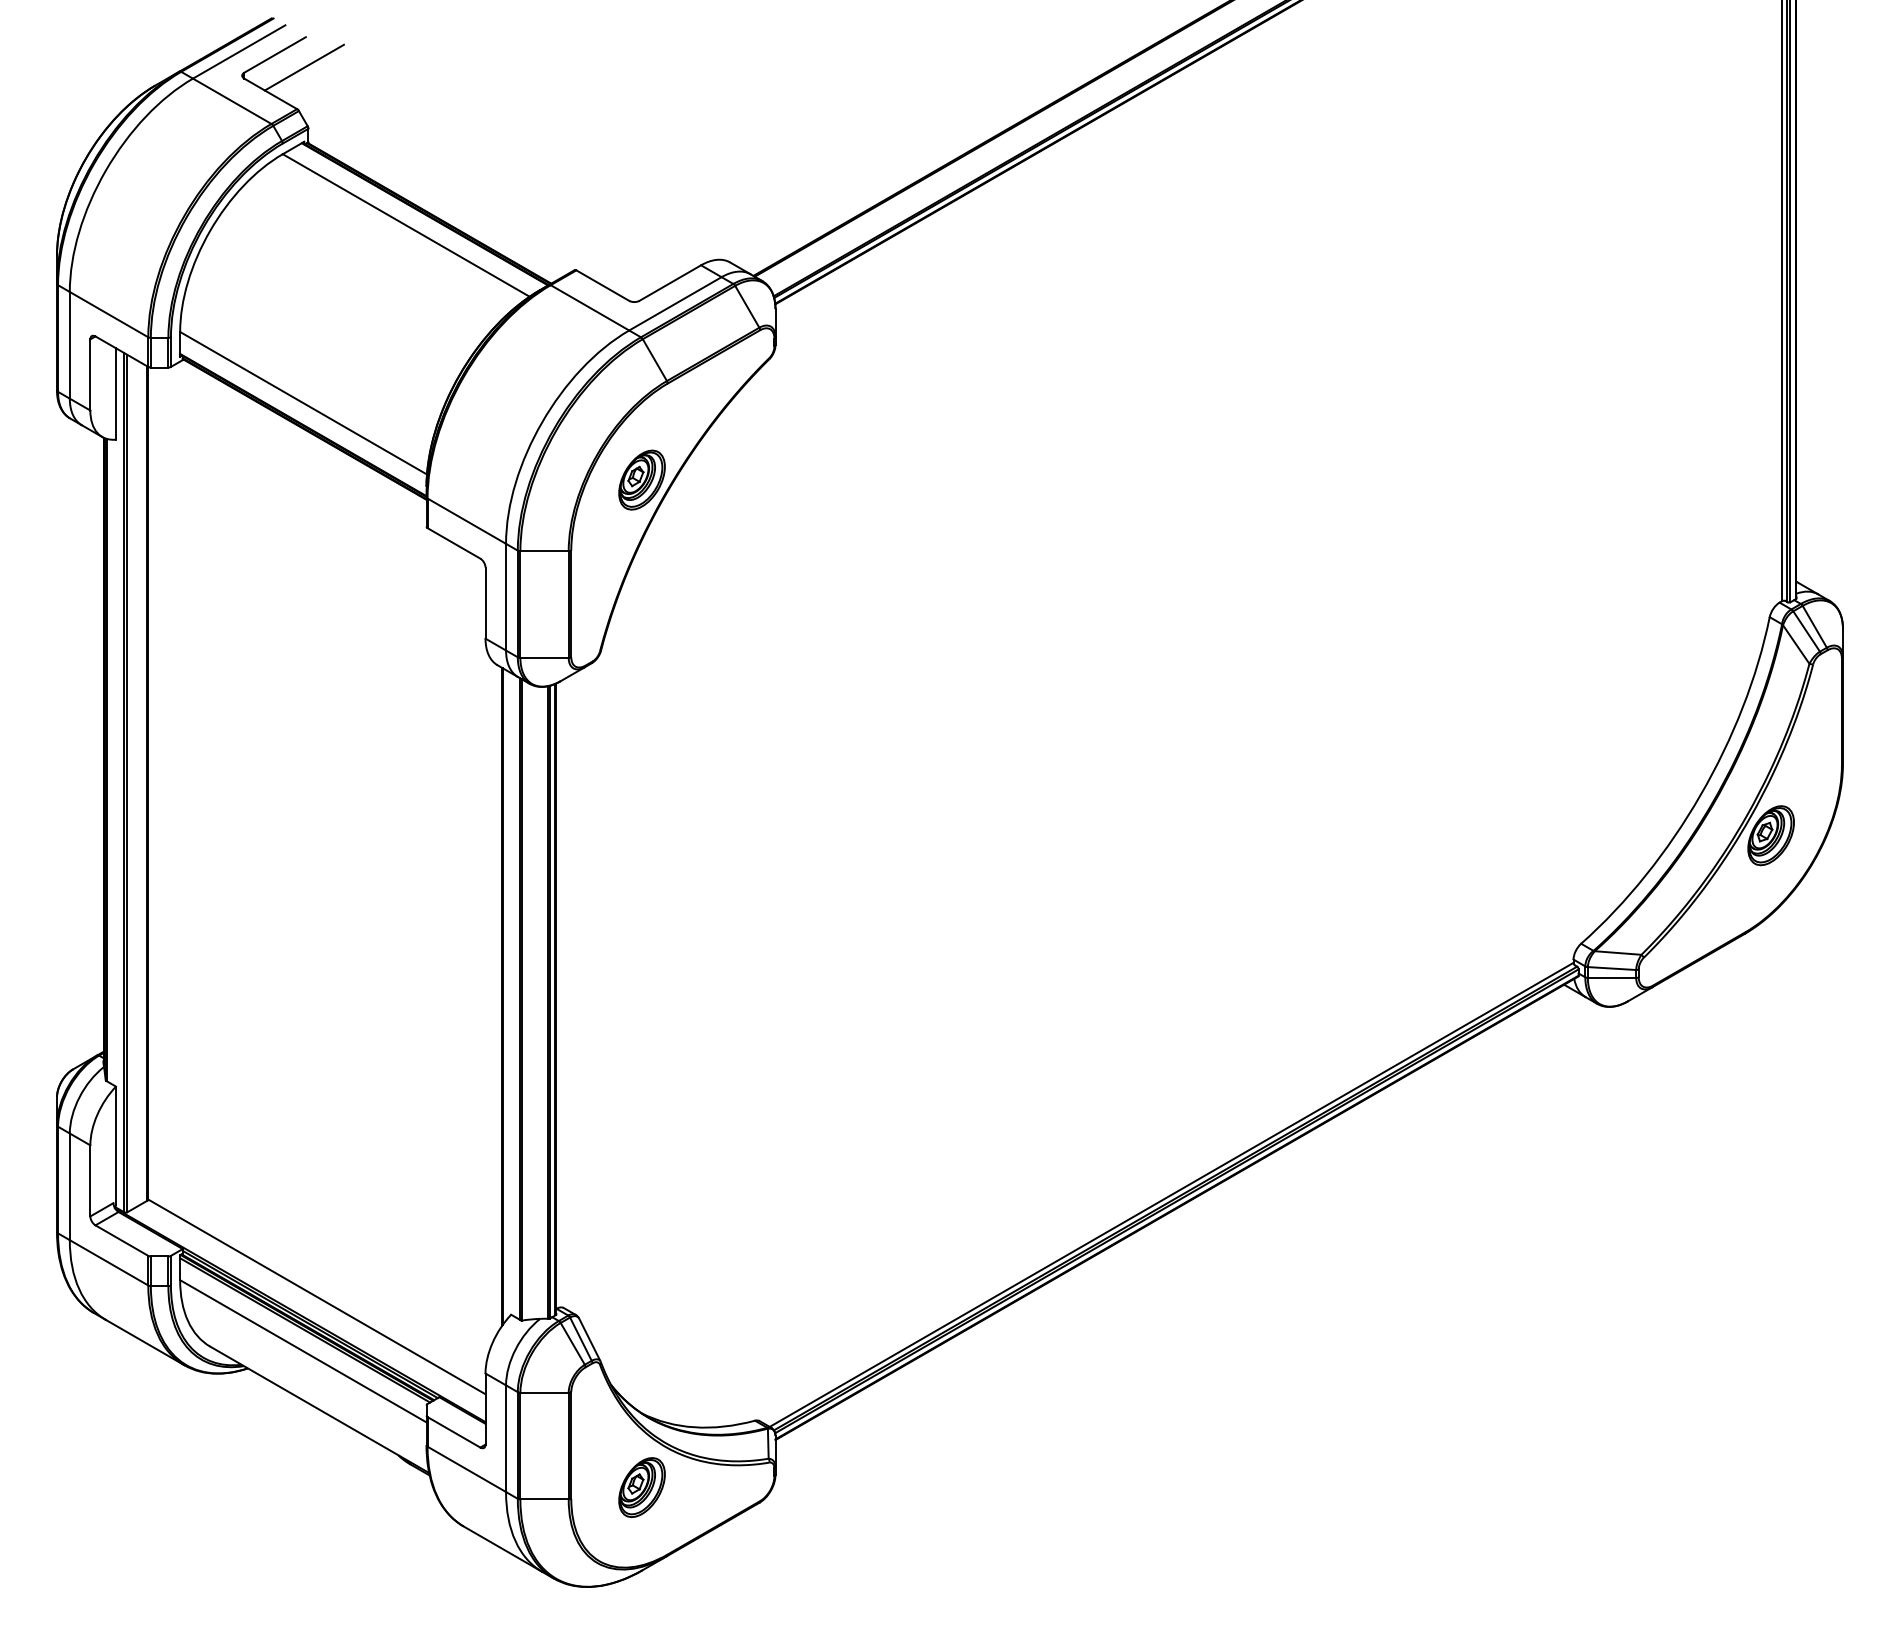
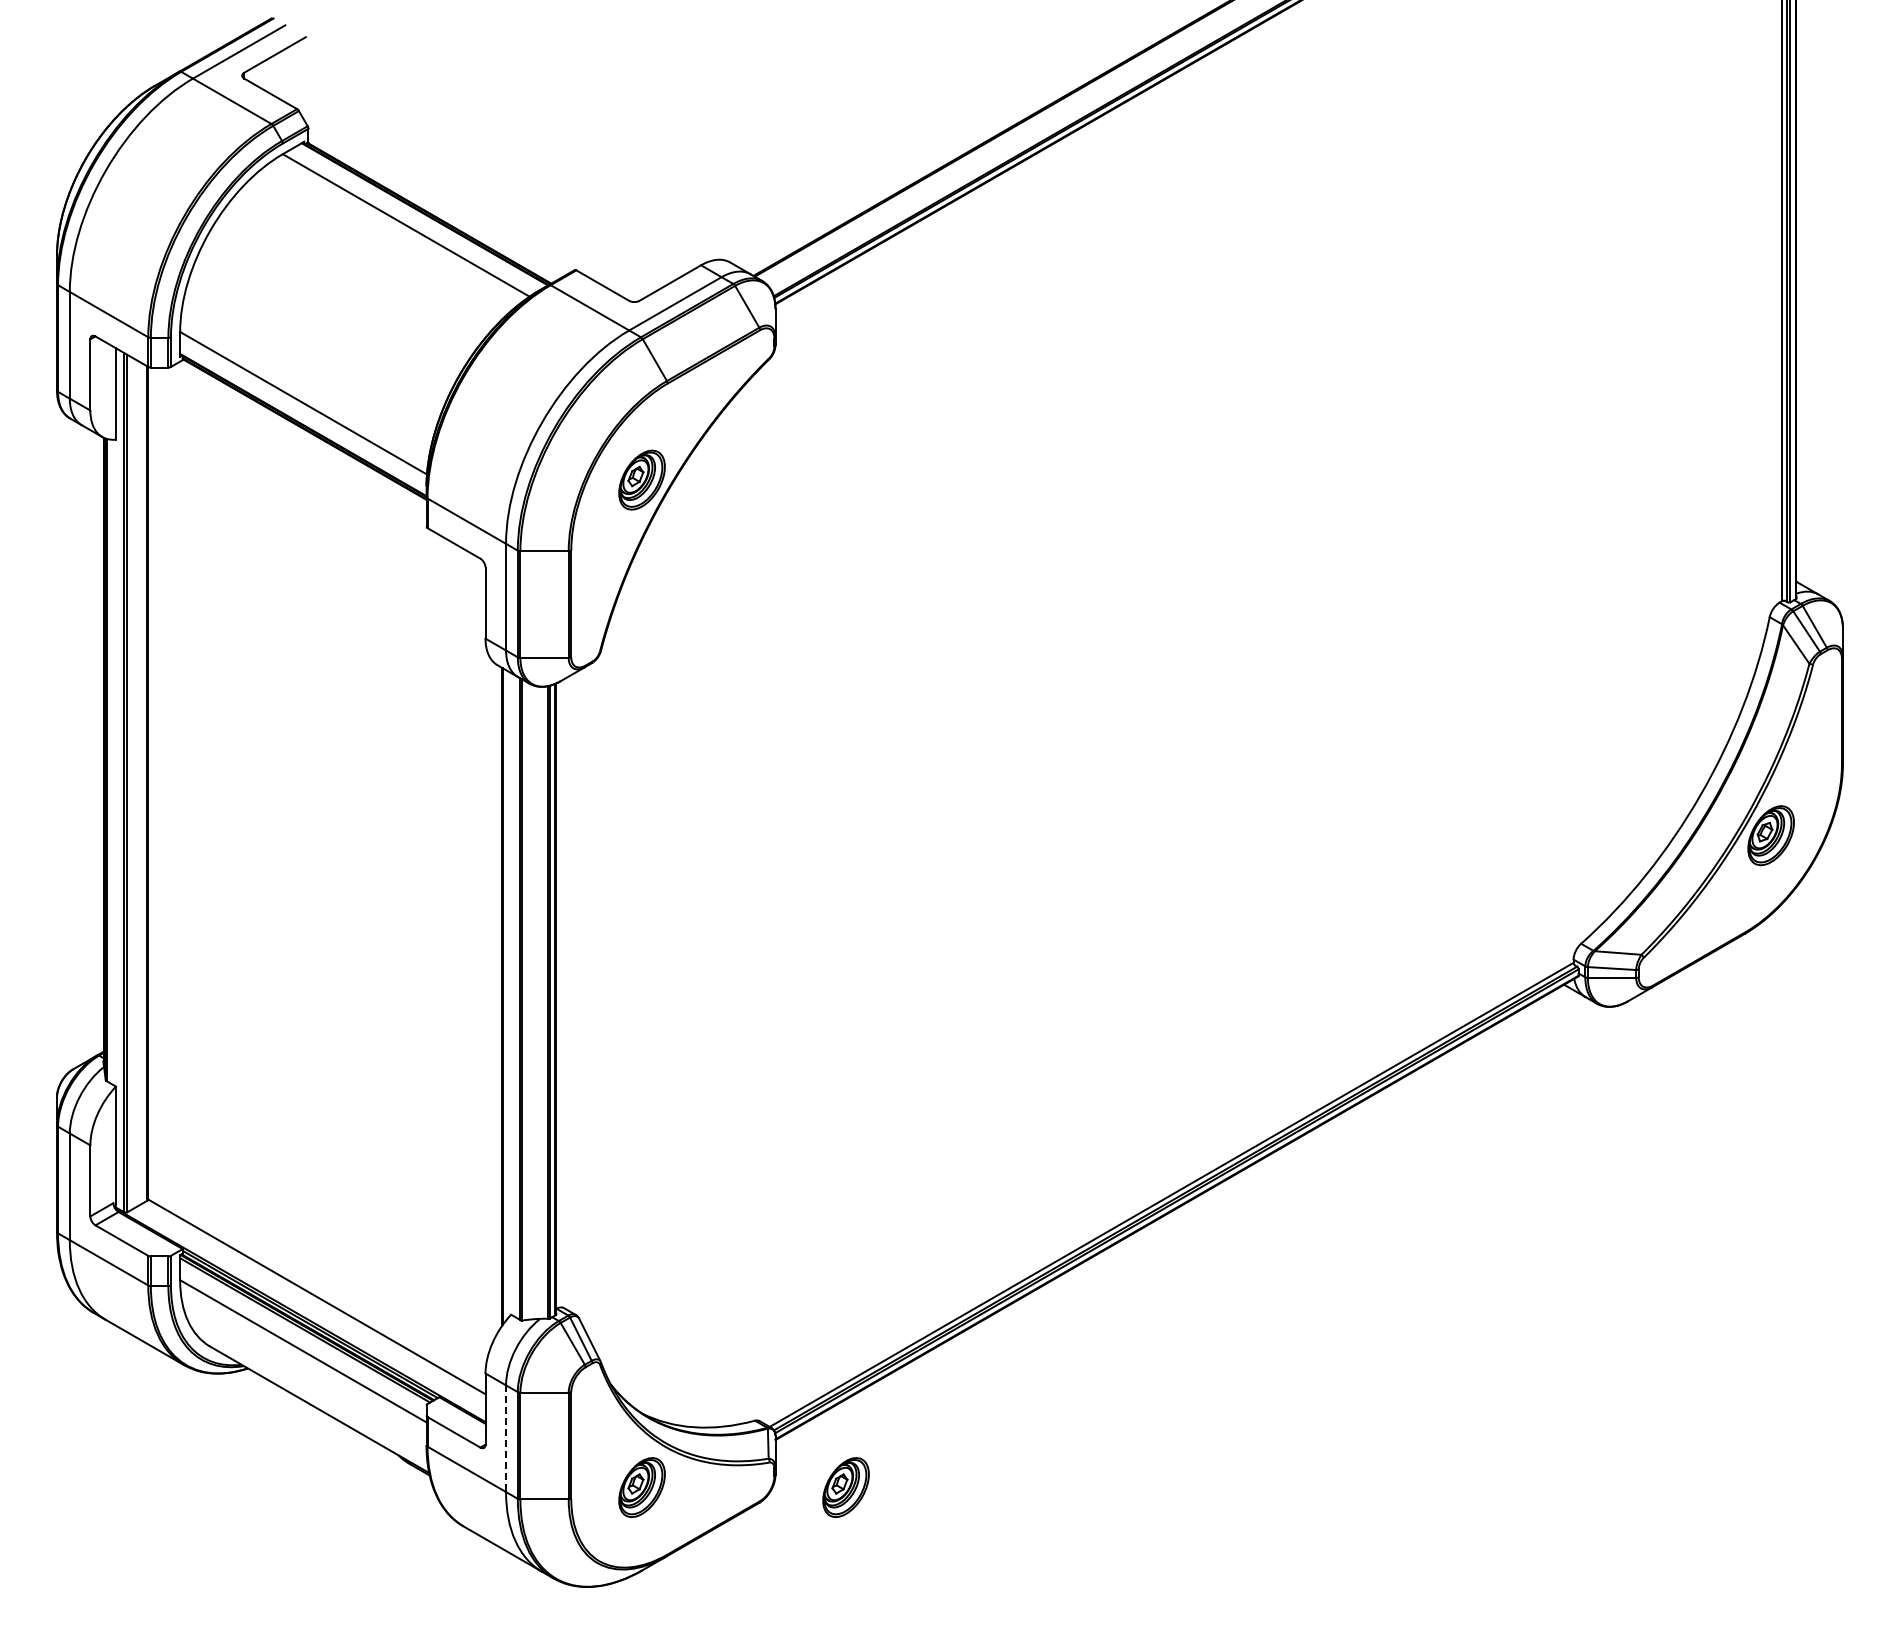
line: present -> none (303, 67)
line: solid -> dashed (506, 1439)
part: none -> present (845, 1487)
